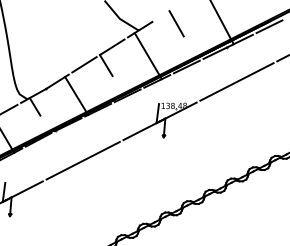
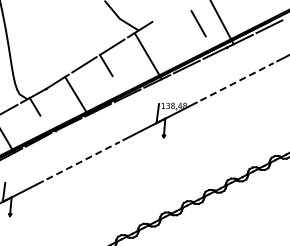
line position: (176, 23) -> (198, 23) (198, 23)
line: solid -> dashed (237, 81)
line: solid -> dashed (83, 160)
